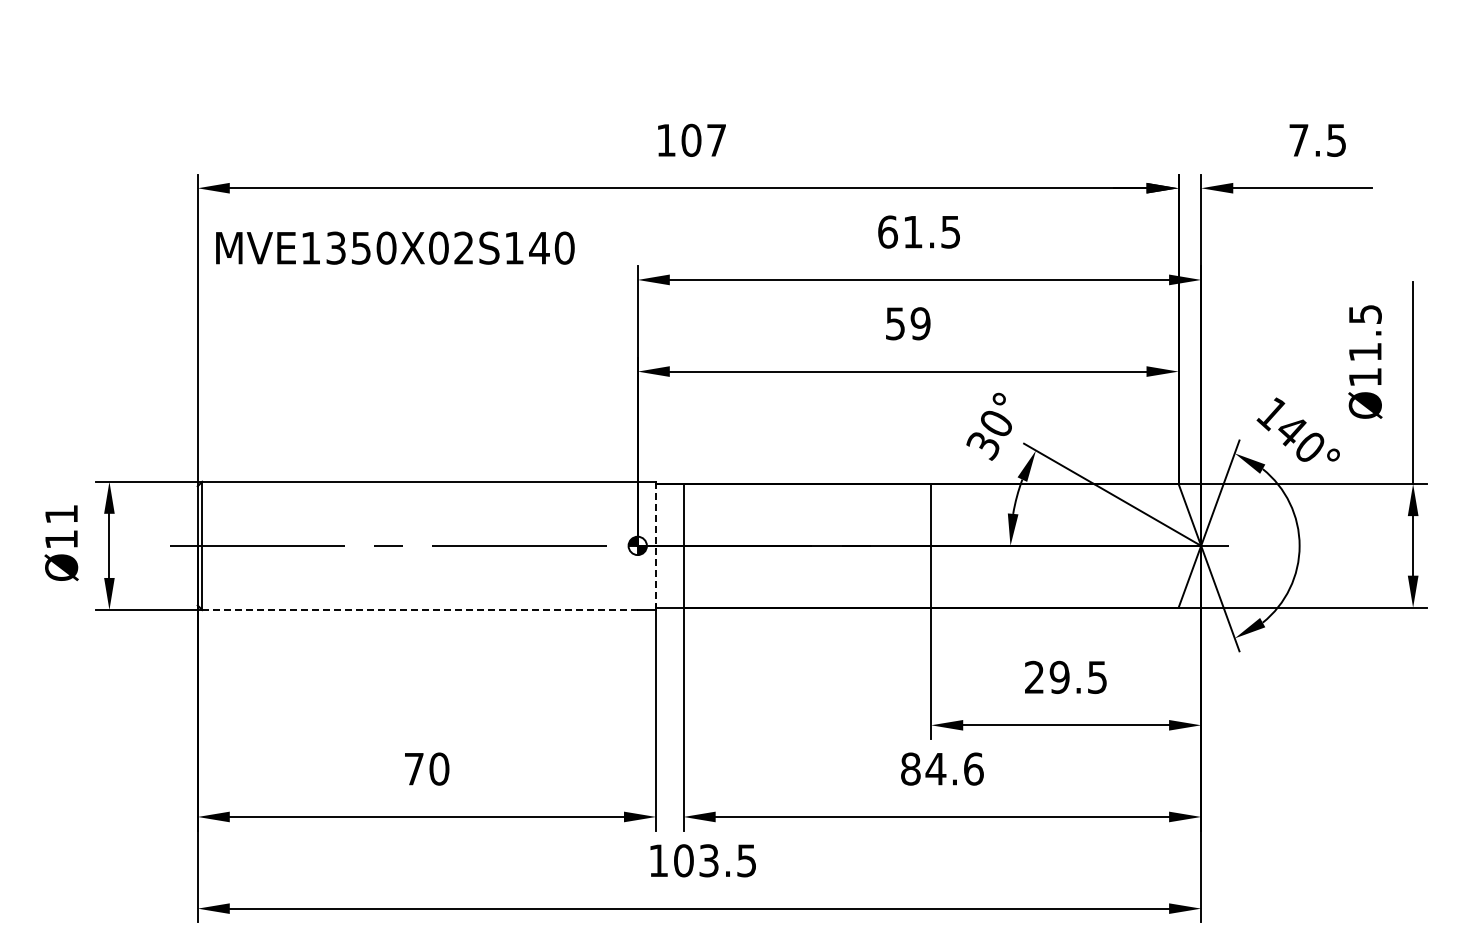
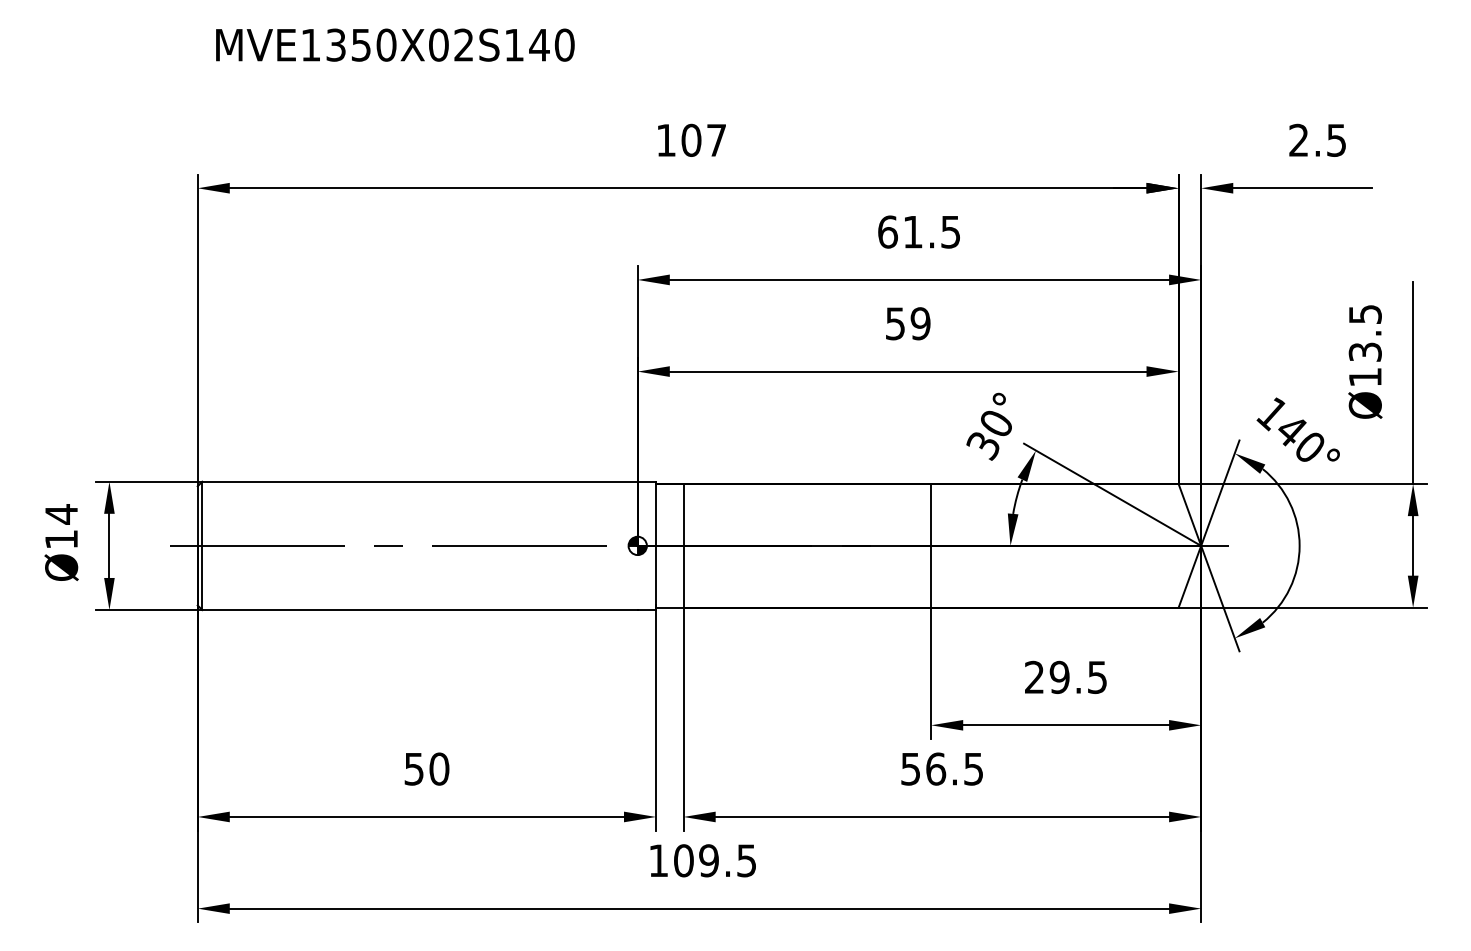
text: 7.5 -> 2.5 (1298, 139)
text position: (395, 247) -> (395, 44) (395, 44)
text: Ø11.5 -> Ø13.5 (1364, 351)
text: Ø11 -> Ø14 (61, 514)
line: dashed -> solid (656, 546)
line: dashed -> solid (420, 610)
text: 84.6 -> 56.5 (942, 768)
text: 70 -> 50 (413, 769)
text: 103.5 -> 109.5 (708, 860)
